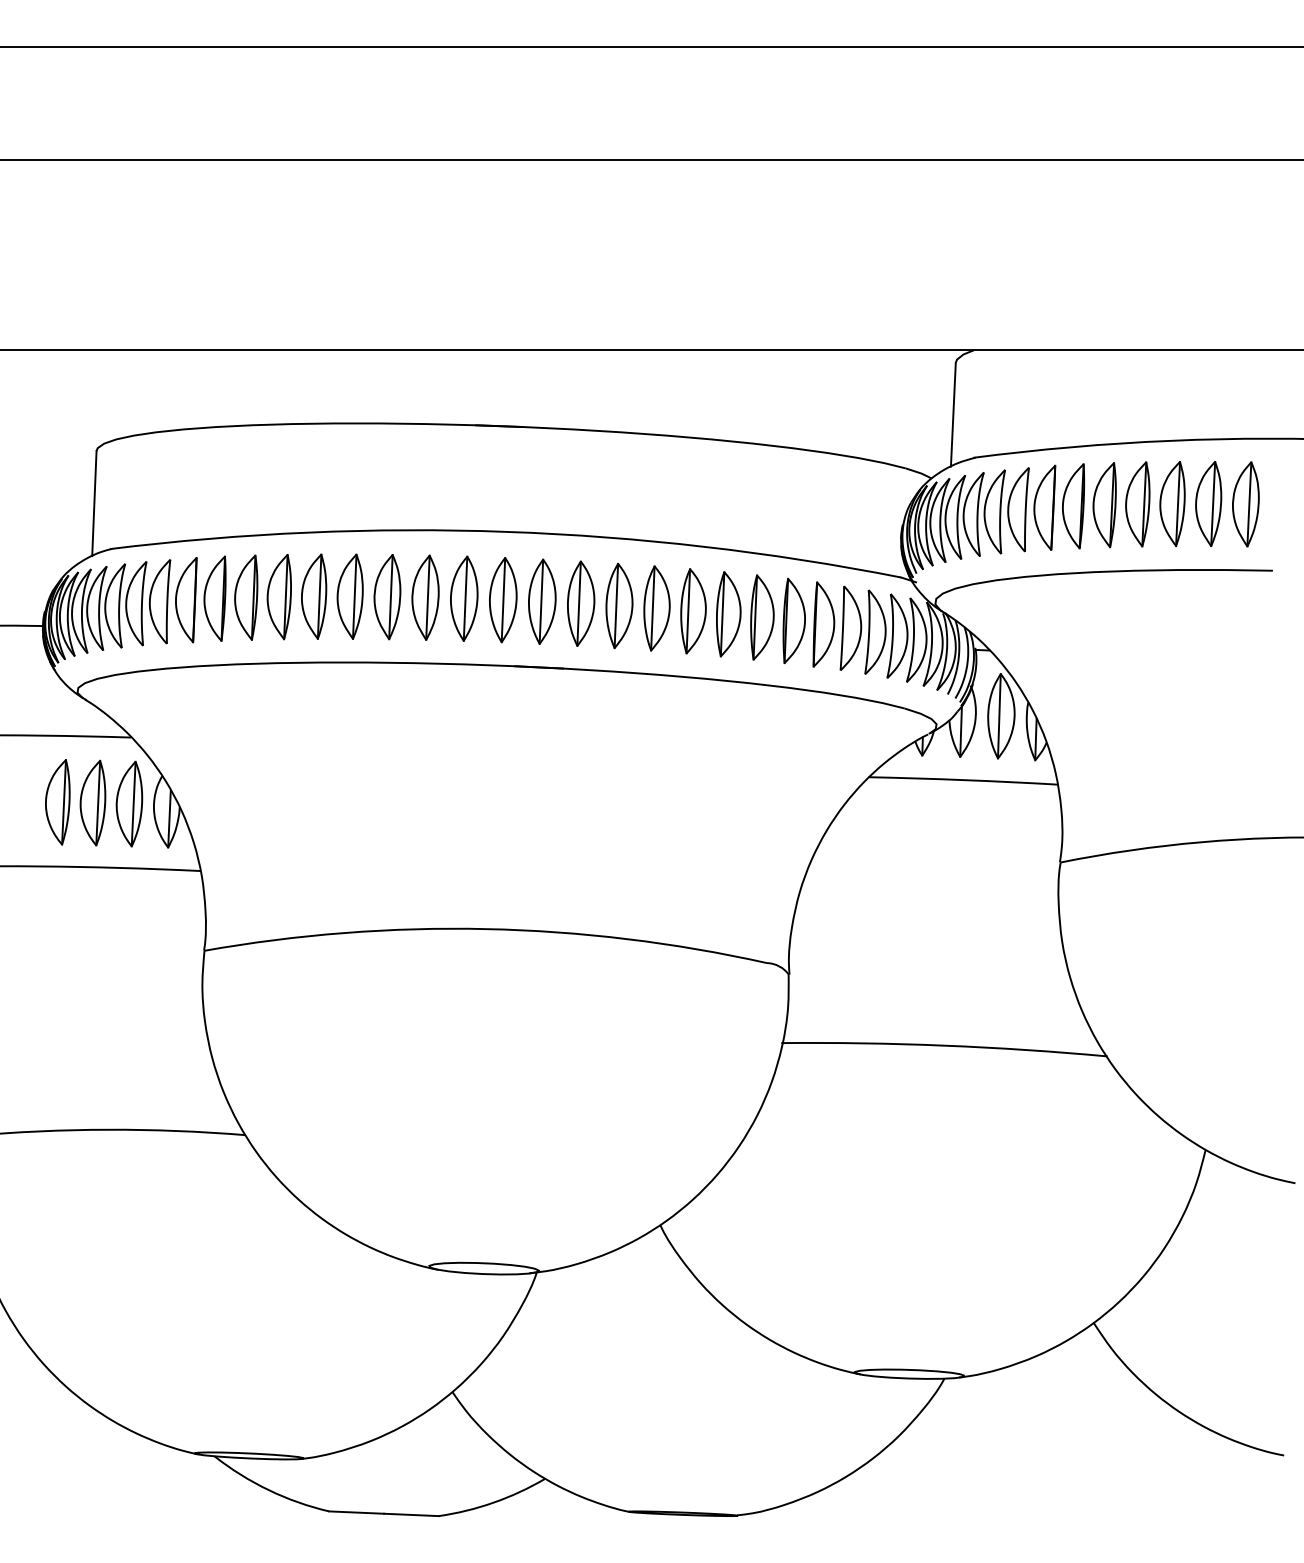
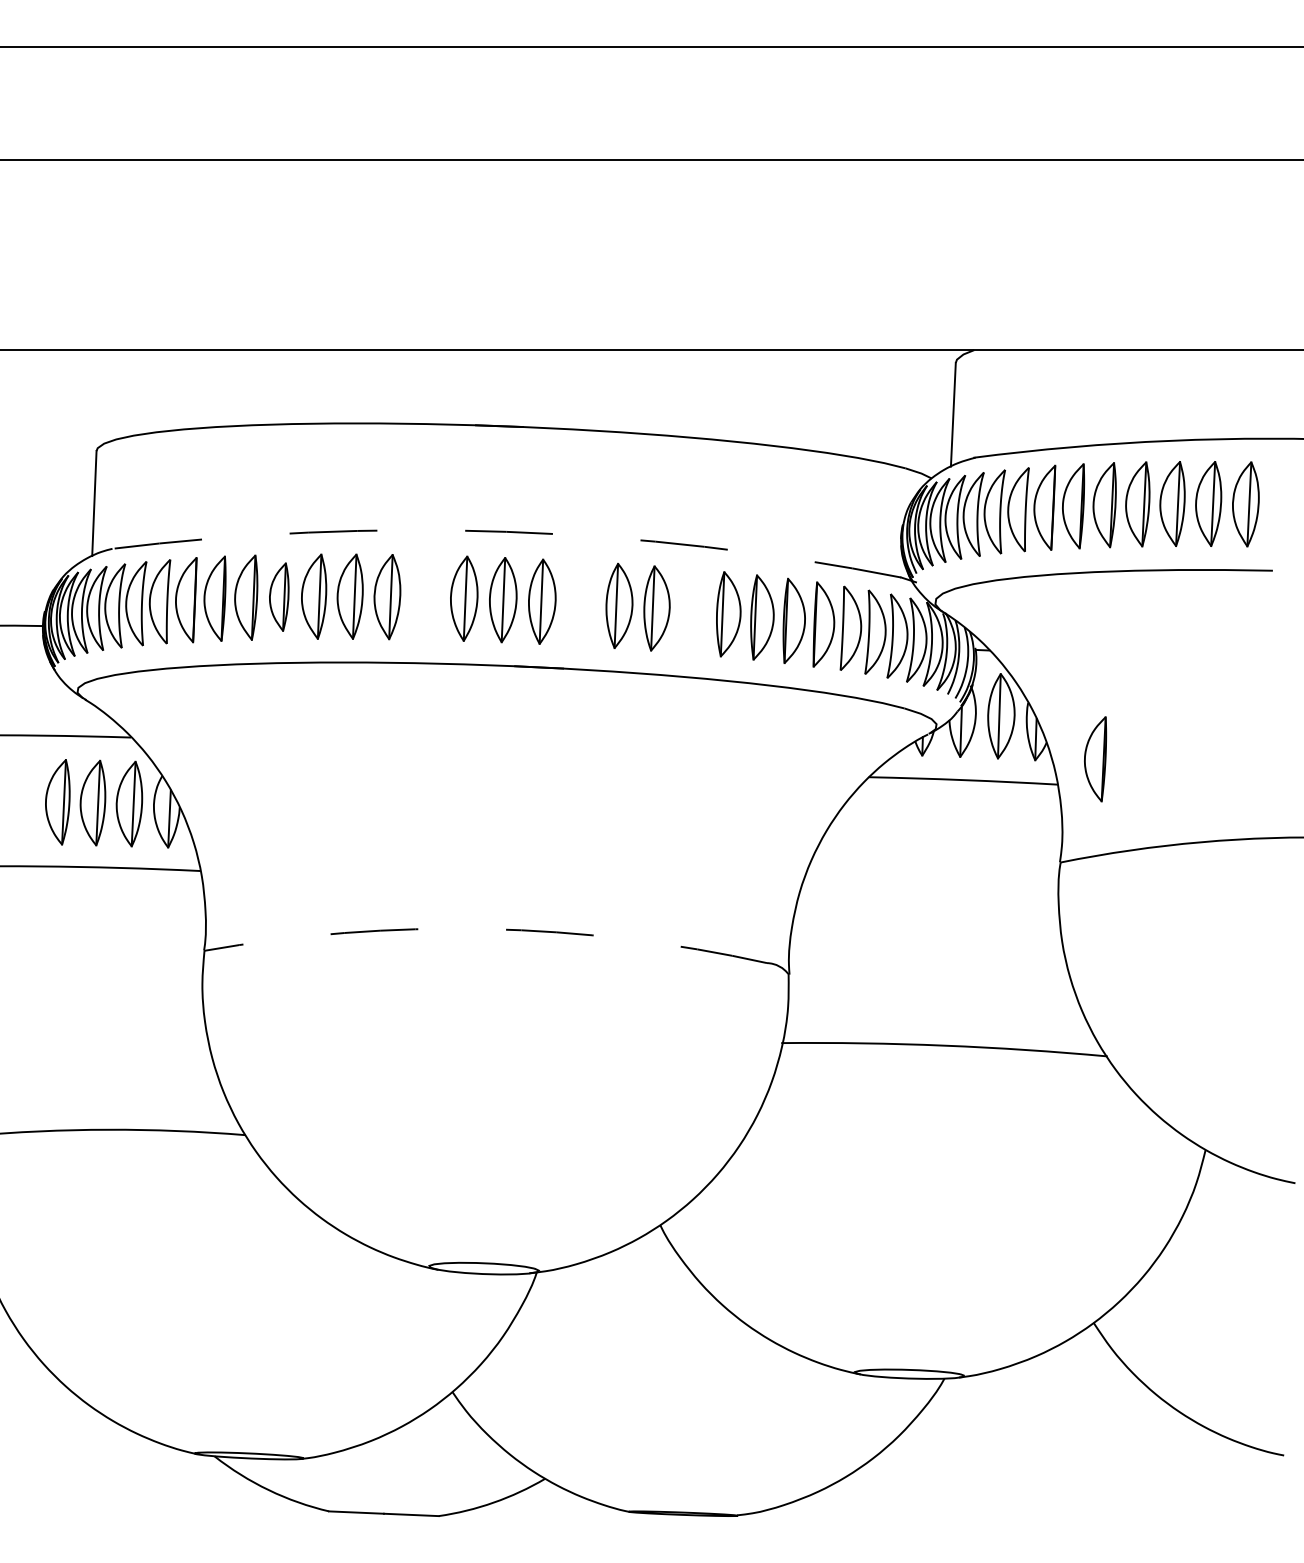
arc: solid -> dashed (506, 531)
part size: 26x87 px -> 21x70 px (279, 596)
part: present -> none (425, 597)
part: present -> none (581, 603)
part: present -> none (693, 611)
part: none -> present (1095, 759)
arc: solid -> dashed (486, 929)
